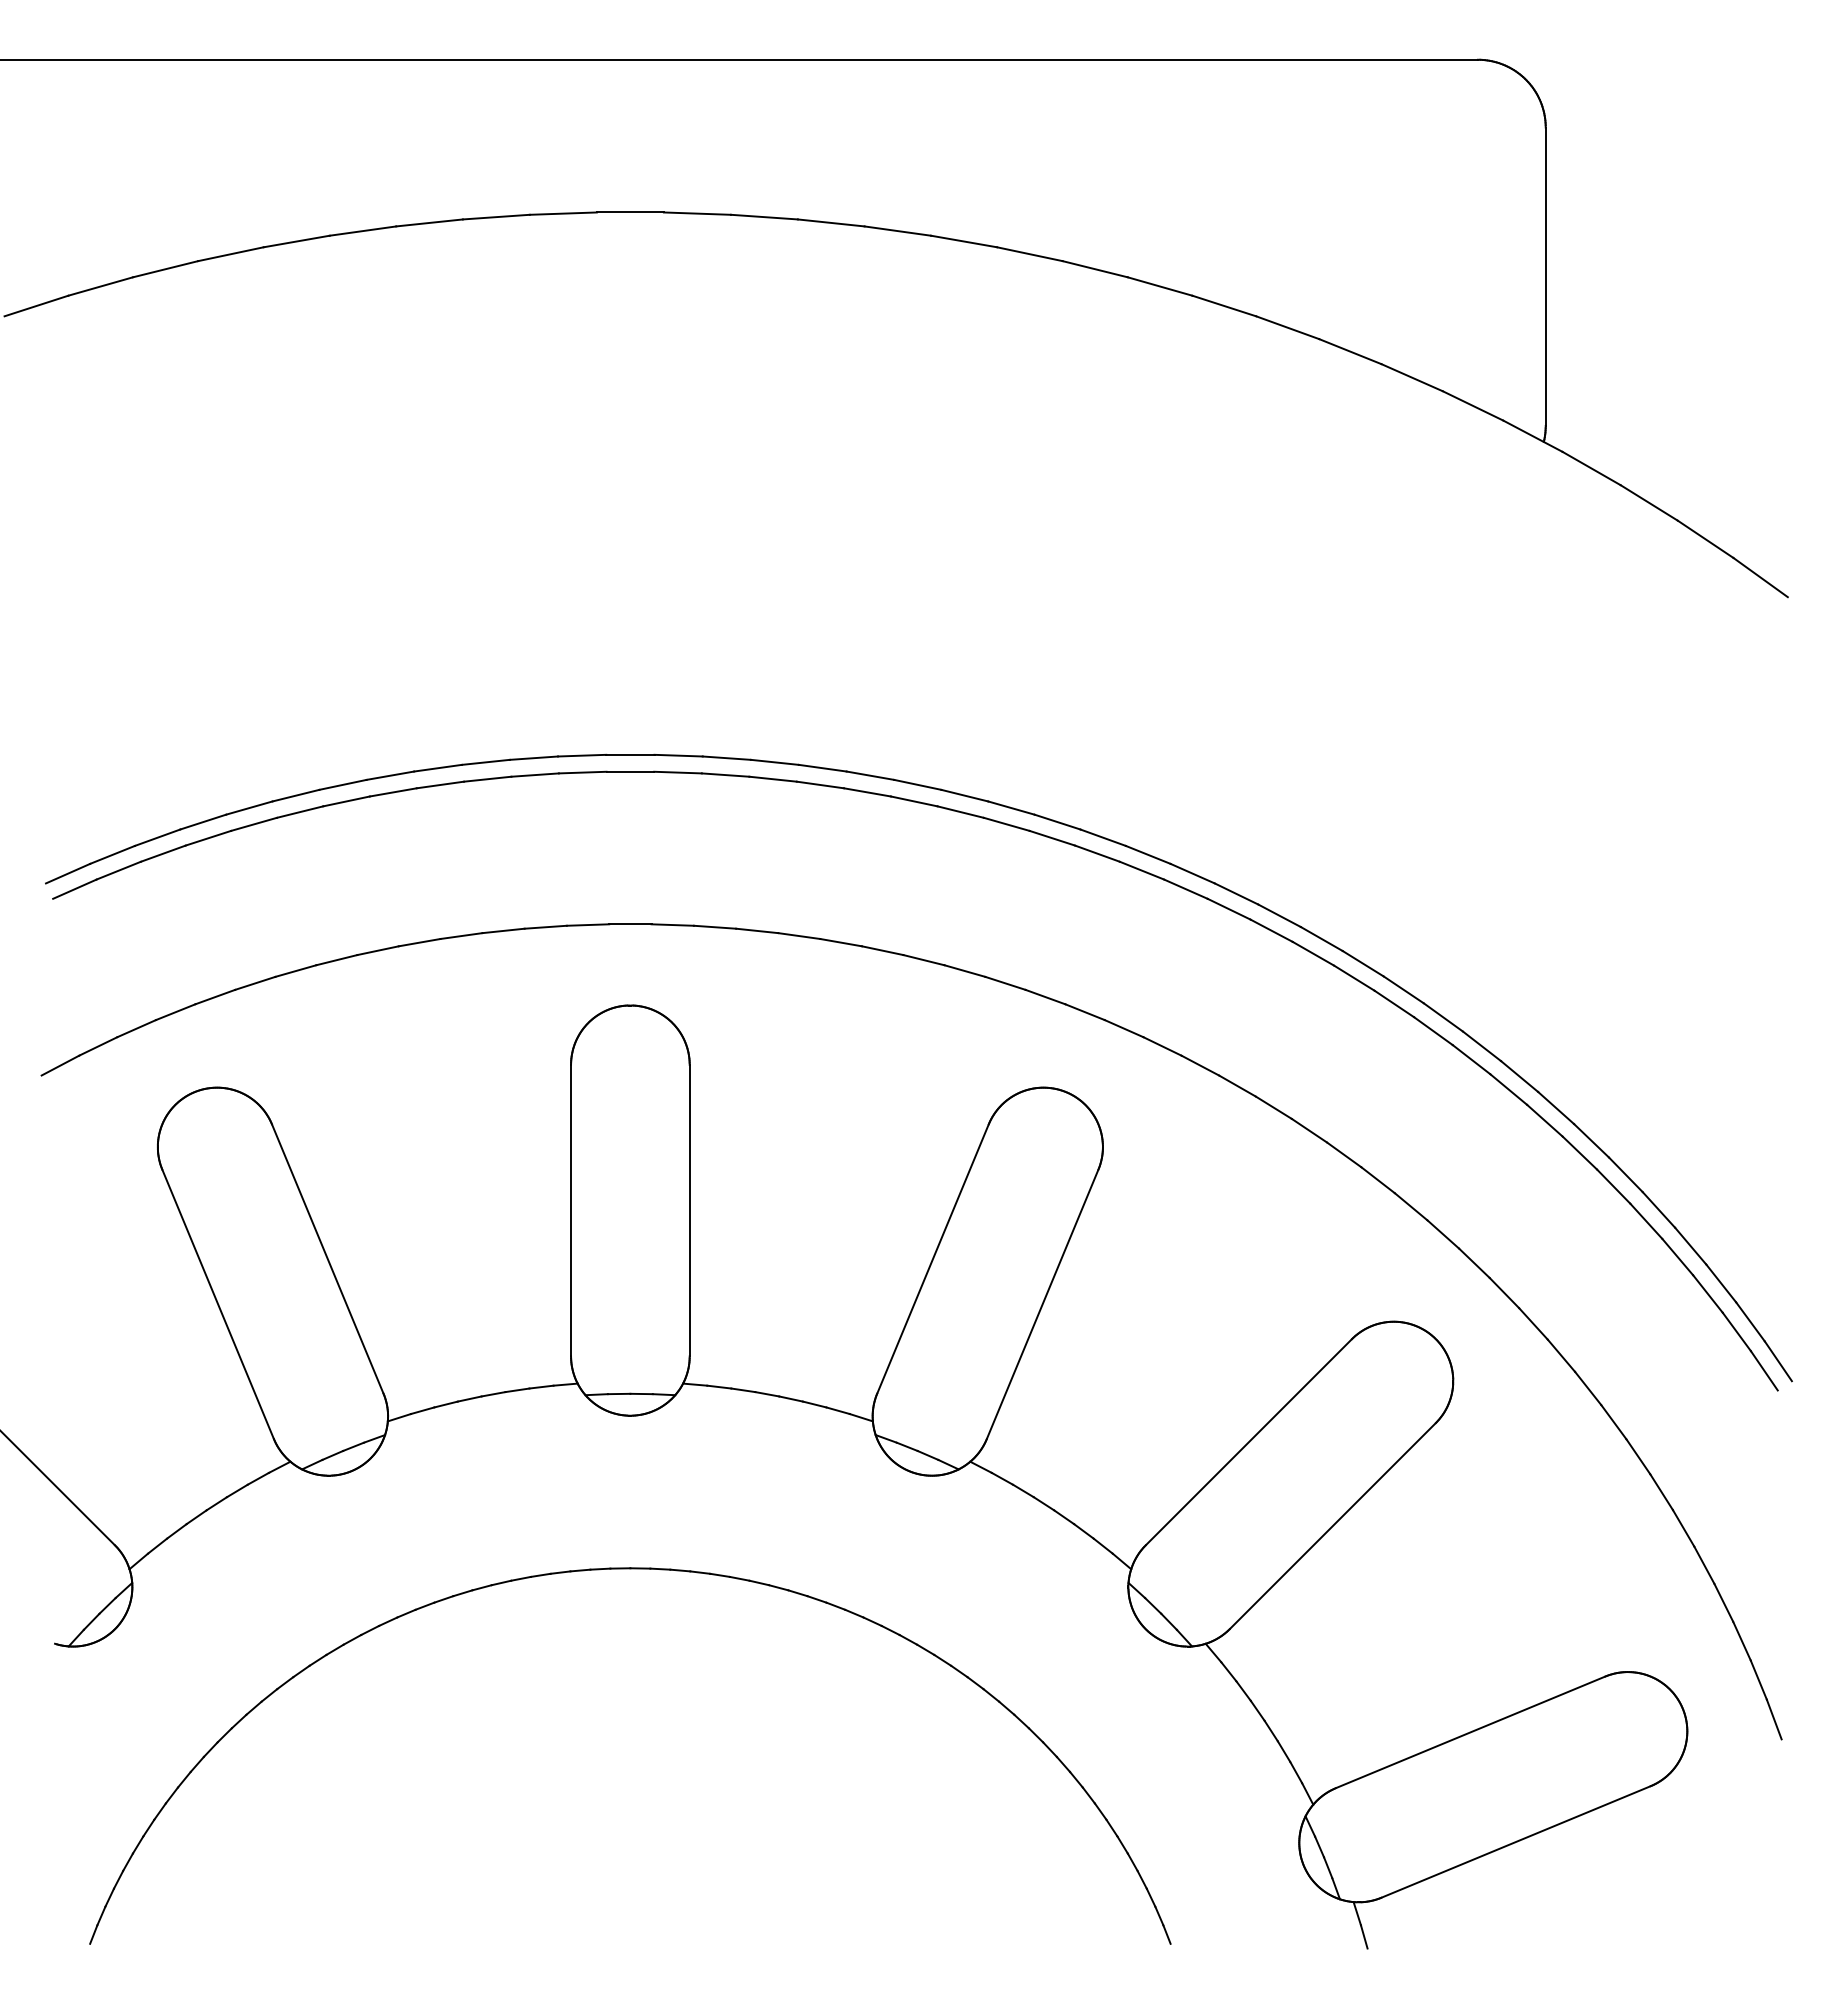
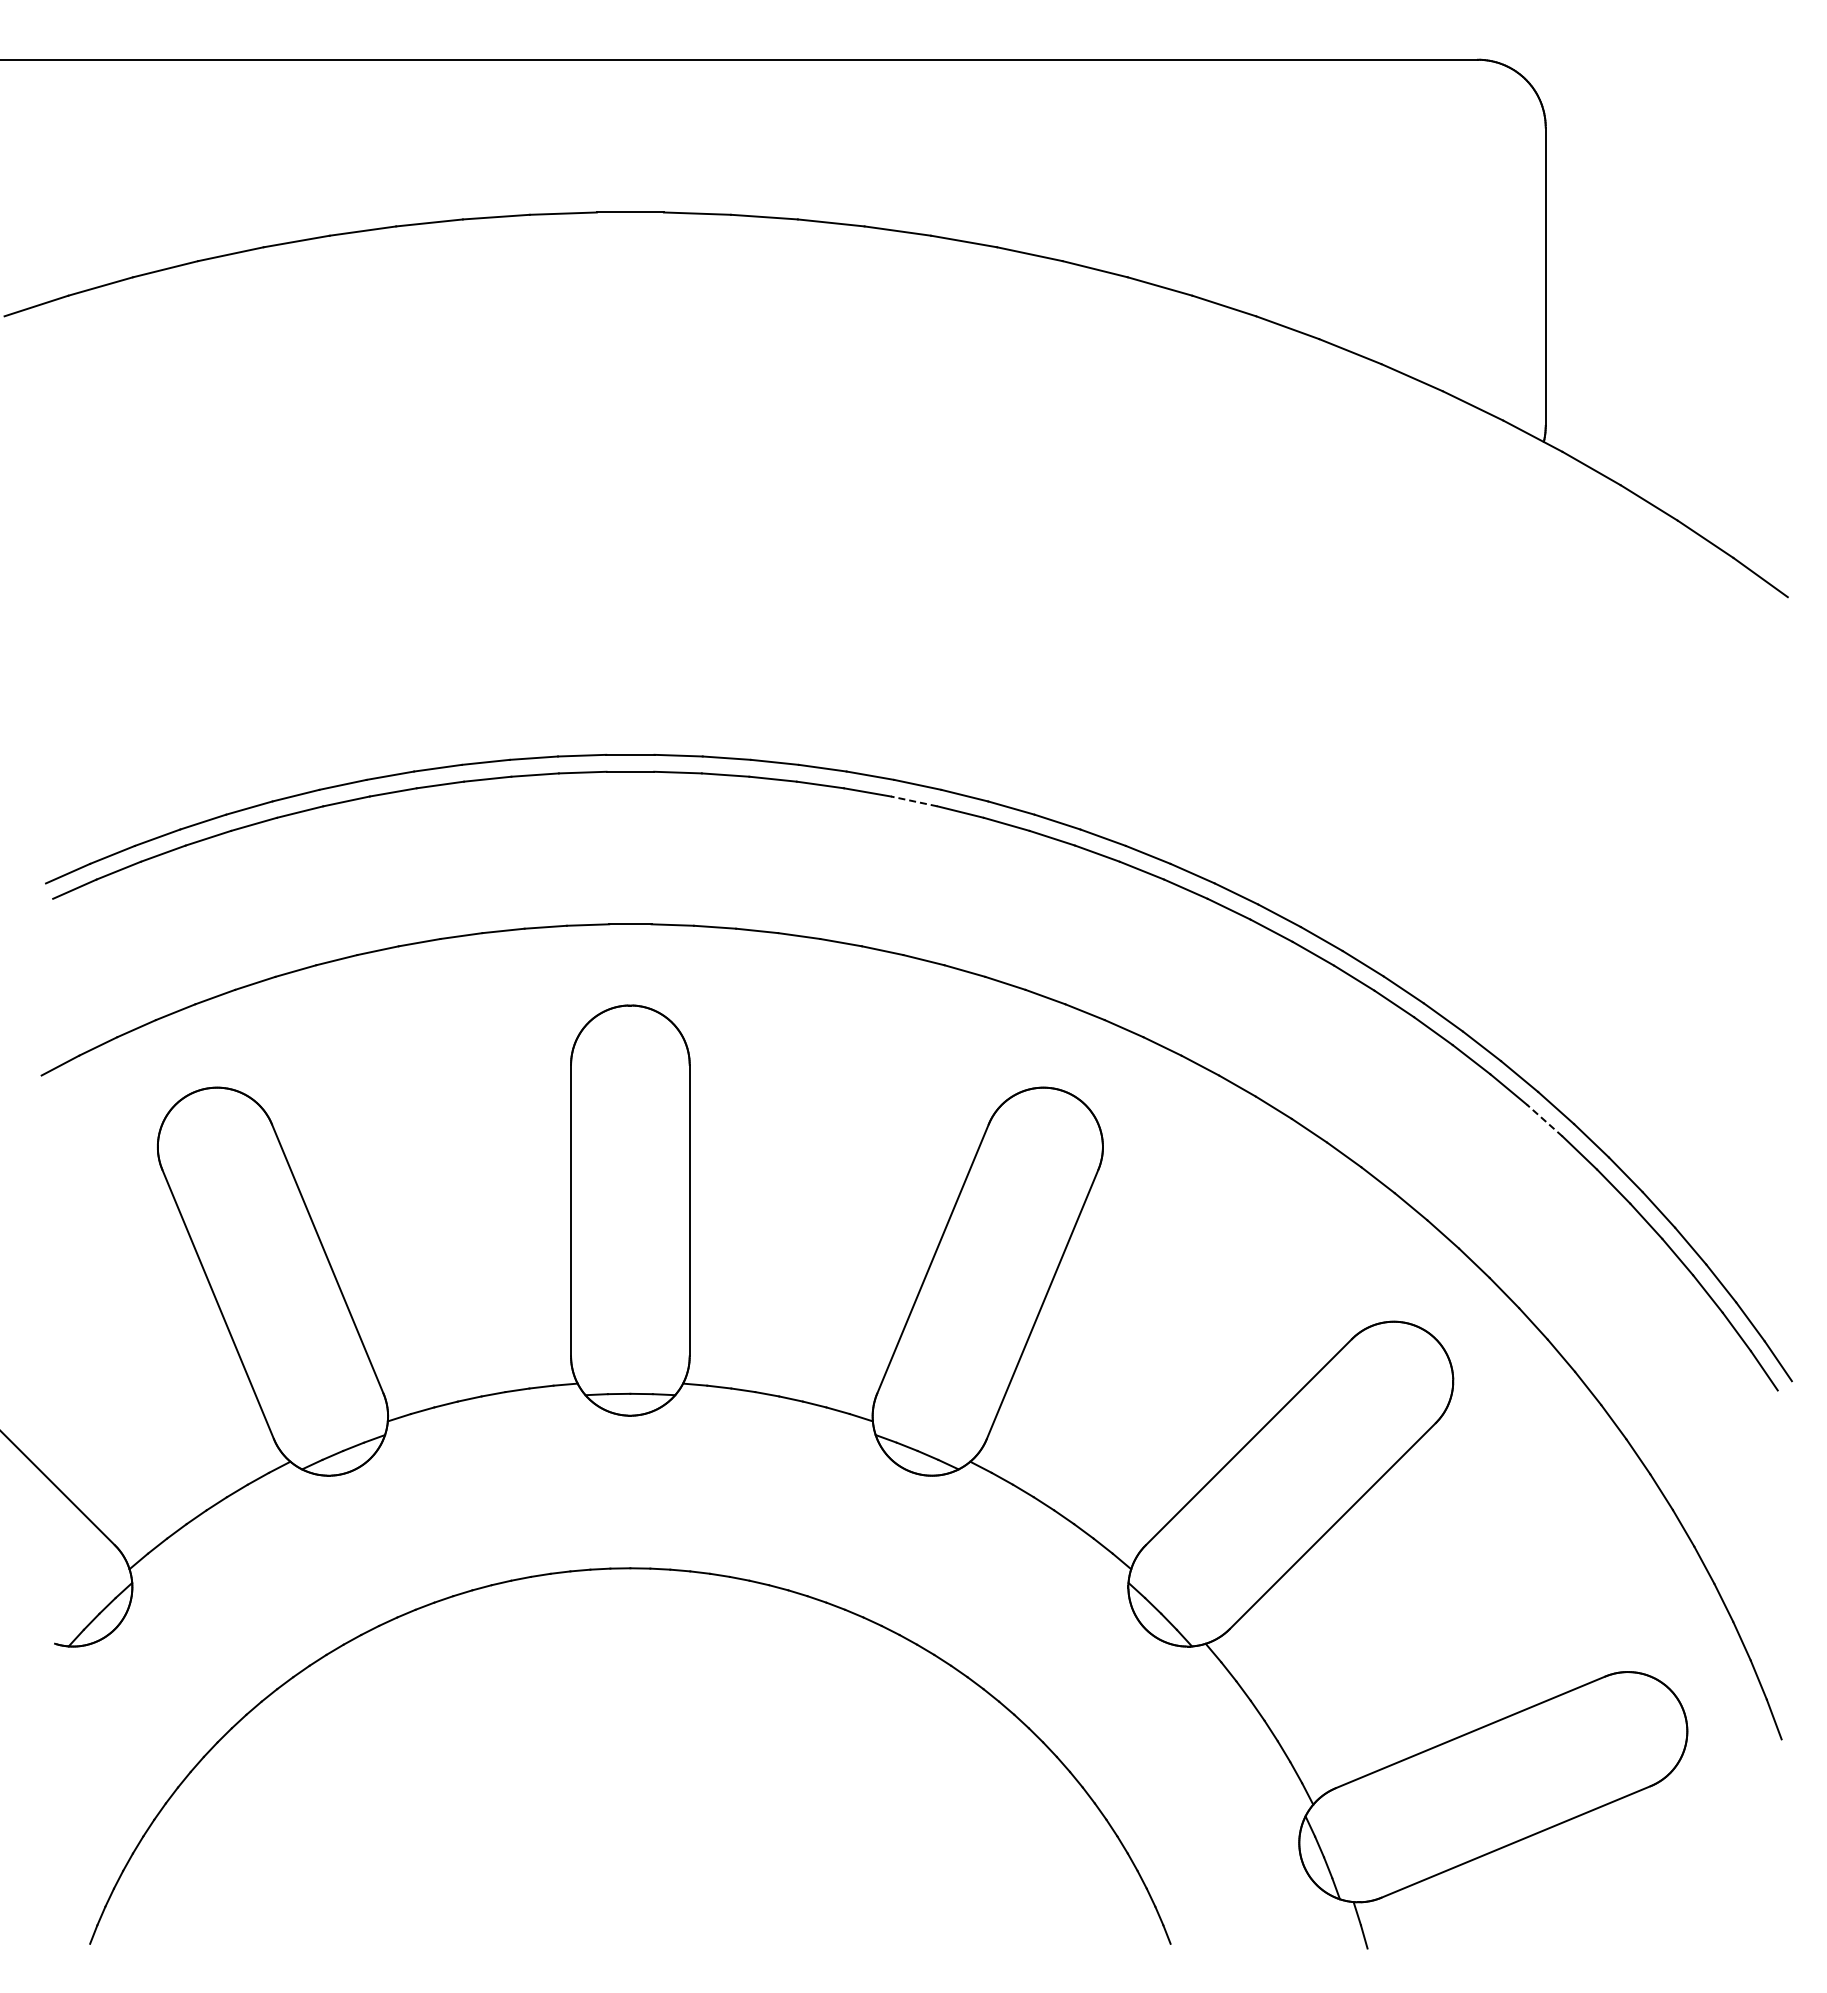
line: solid -> dashed (914, 801)
line: solid -> dashed (1544, 1120)
